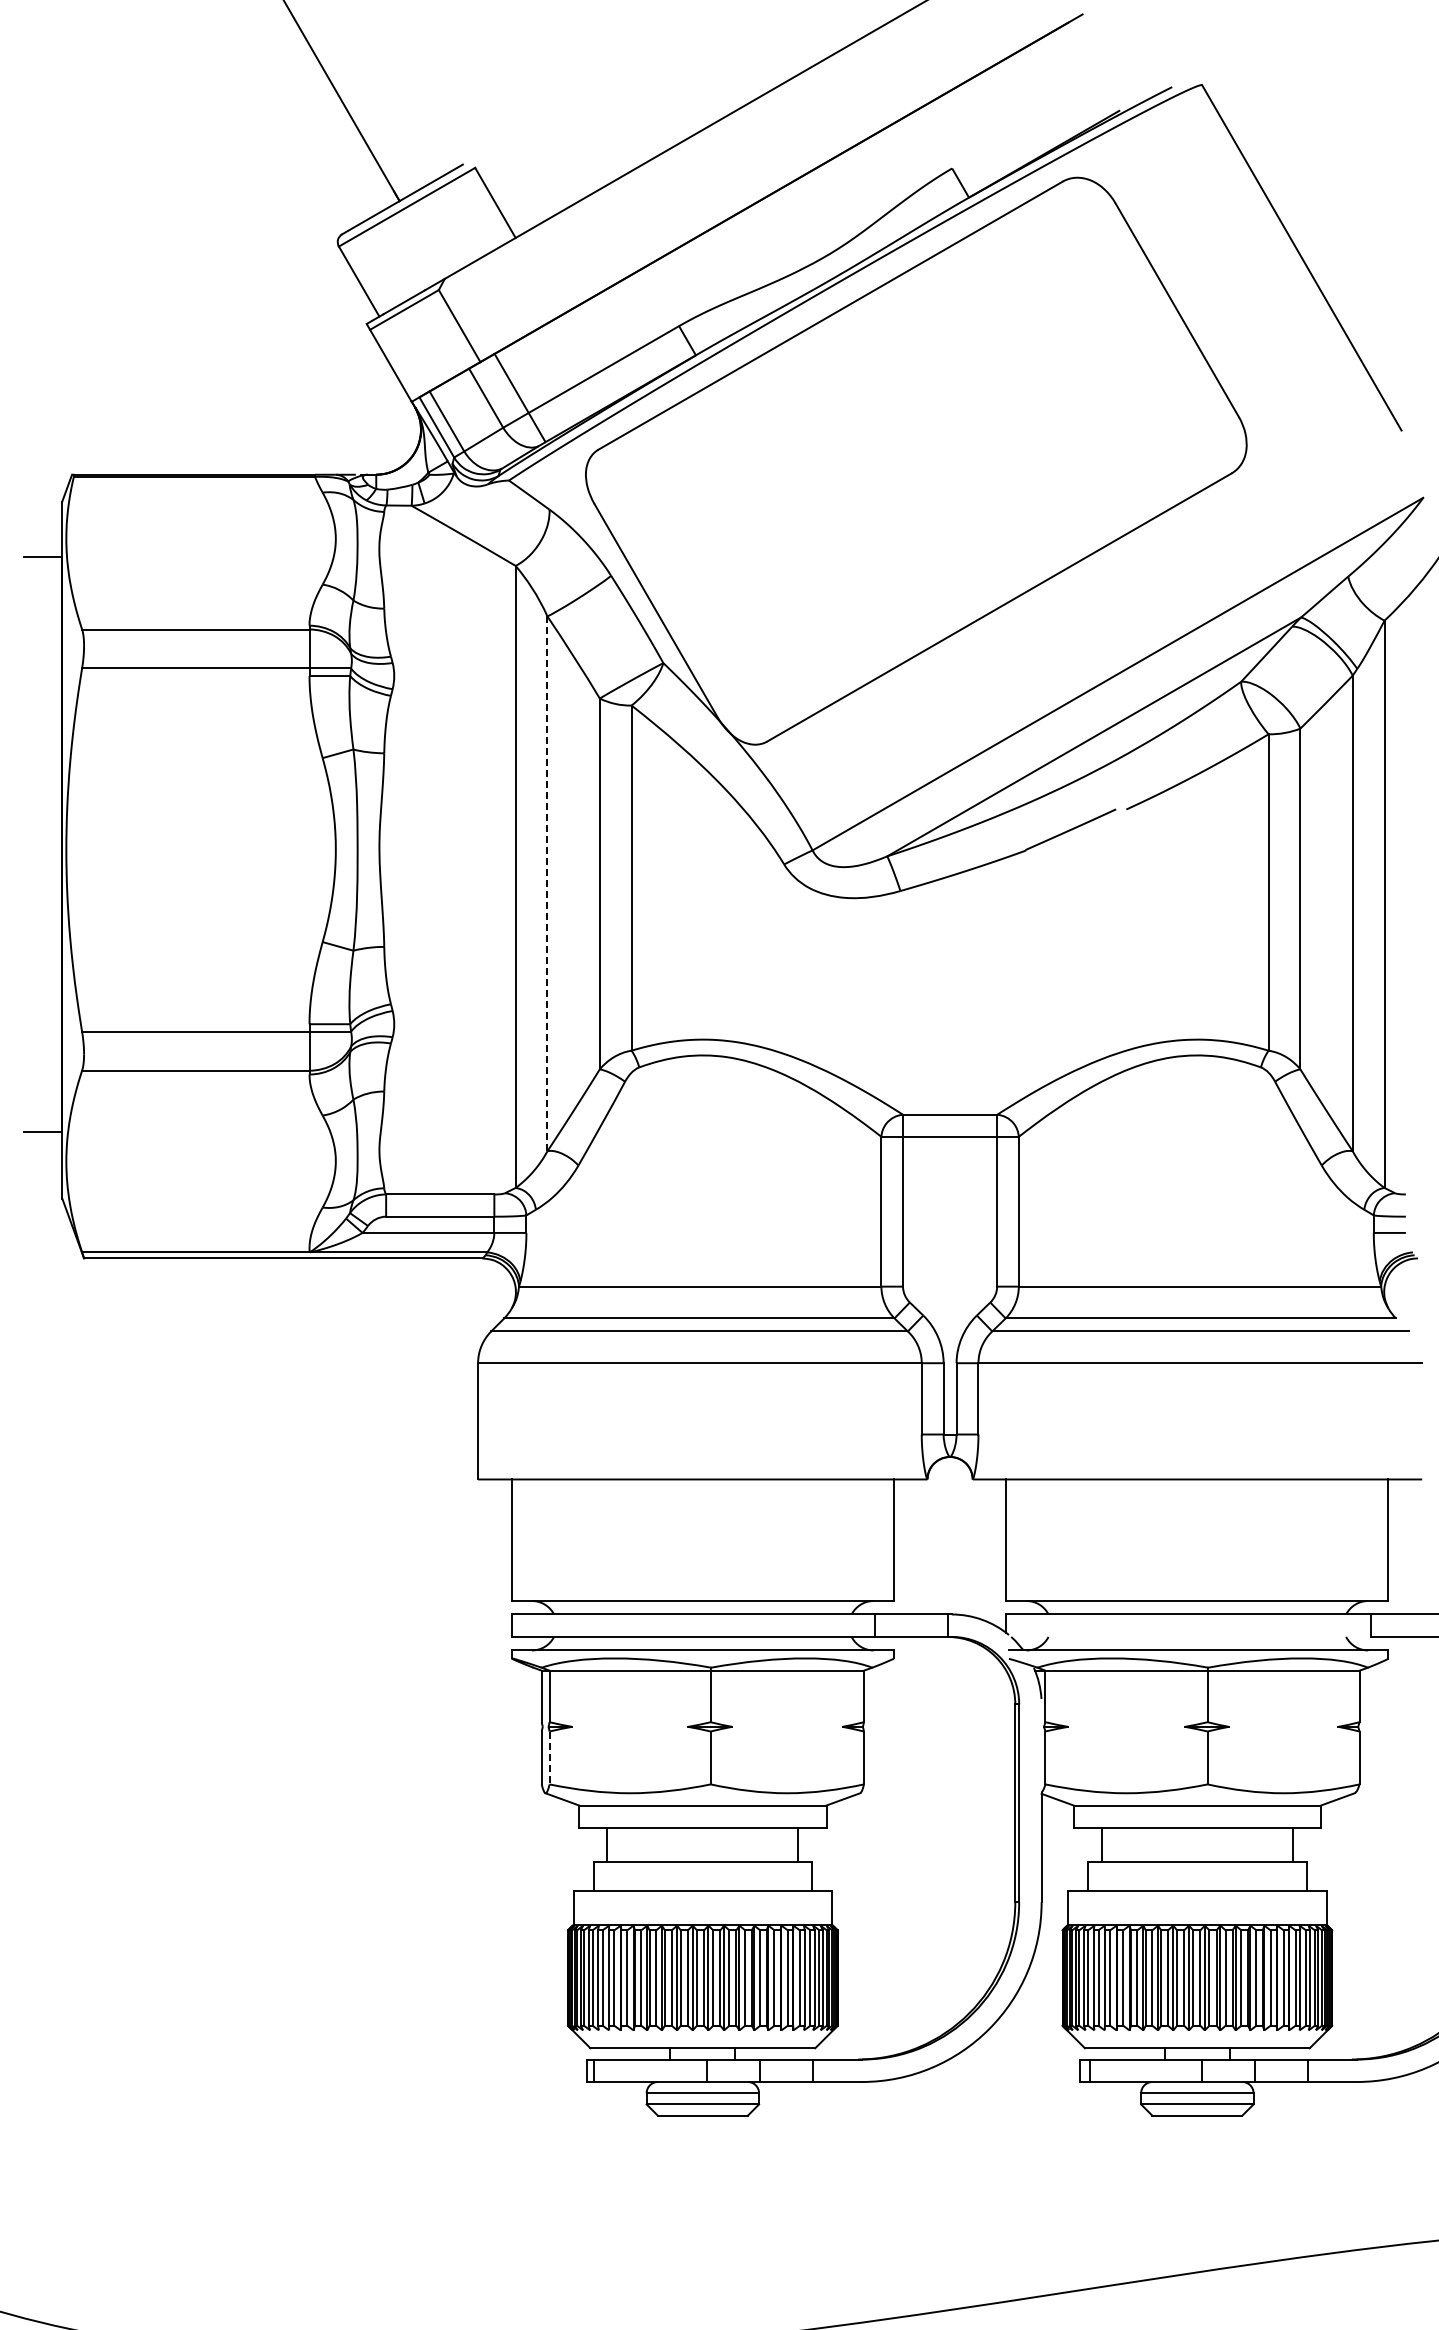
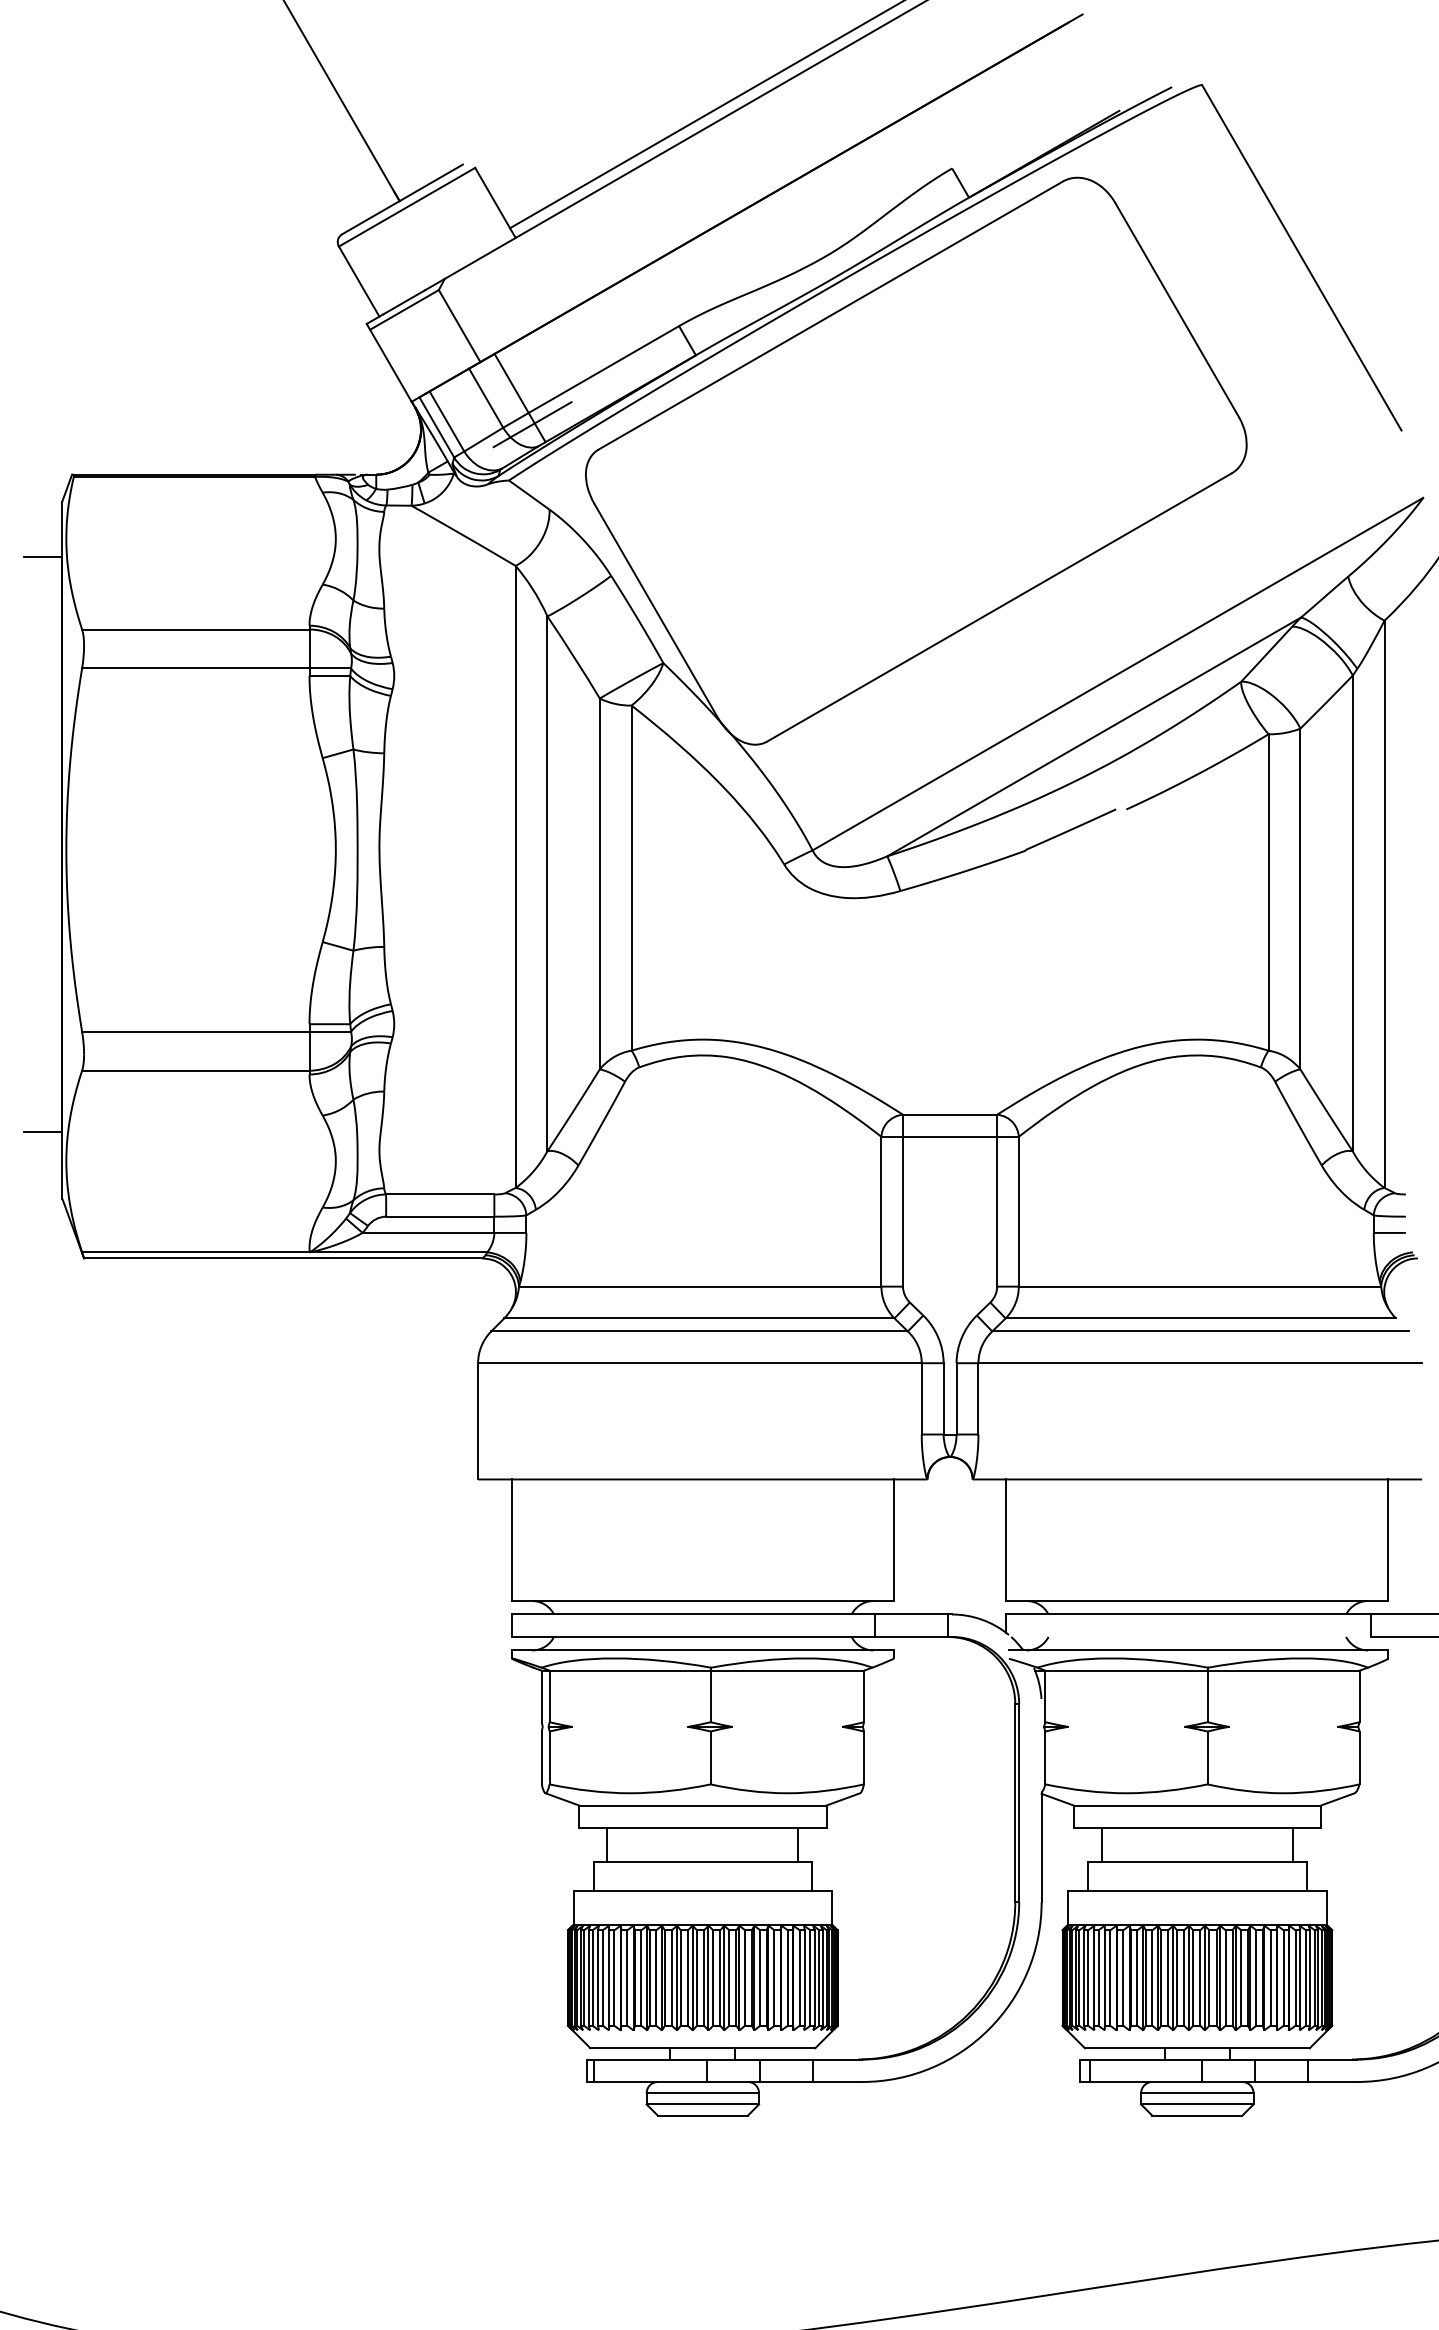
line: none -> present (705, 115)
line: none -> present (532, 424)
line: dashed -> solid (547, 884)
line: dashed -> solid (549, 1758)
